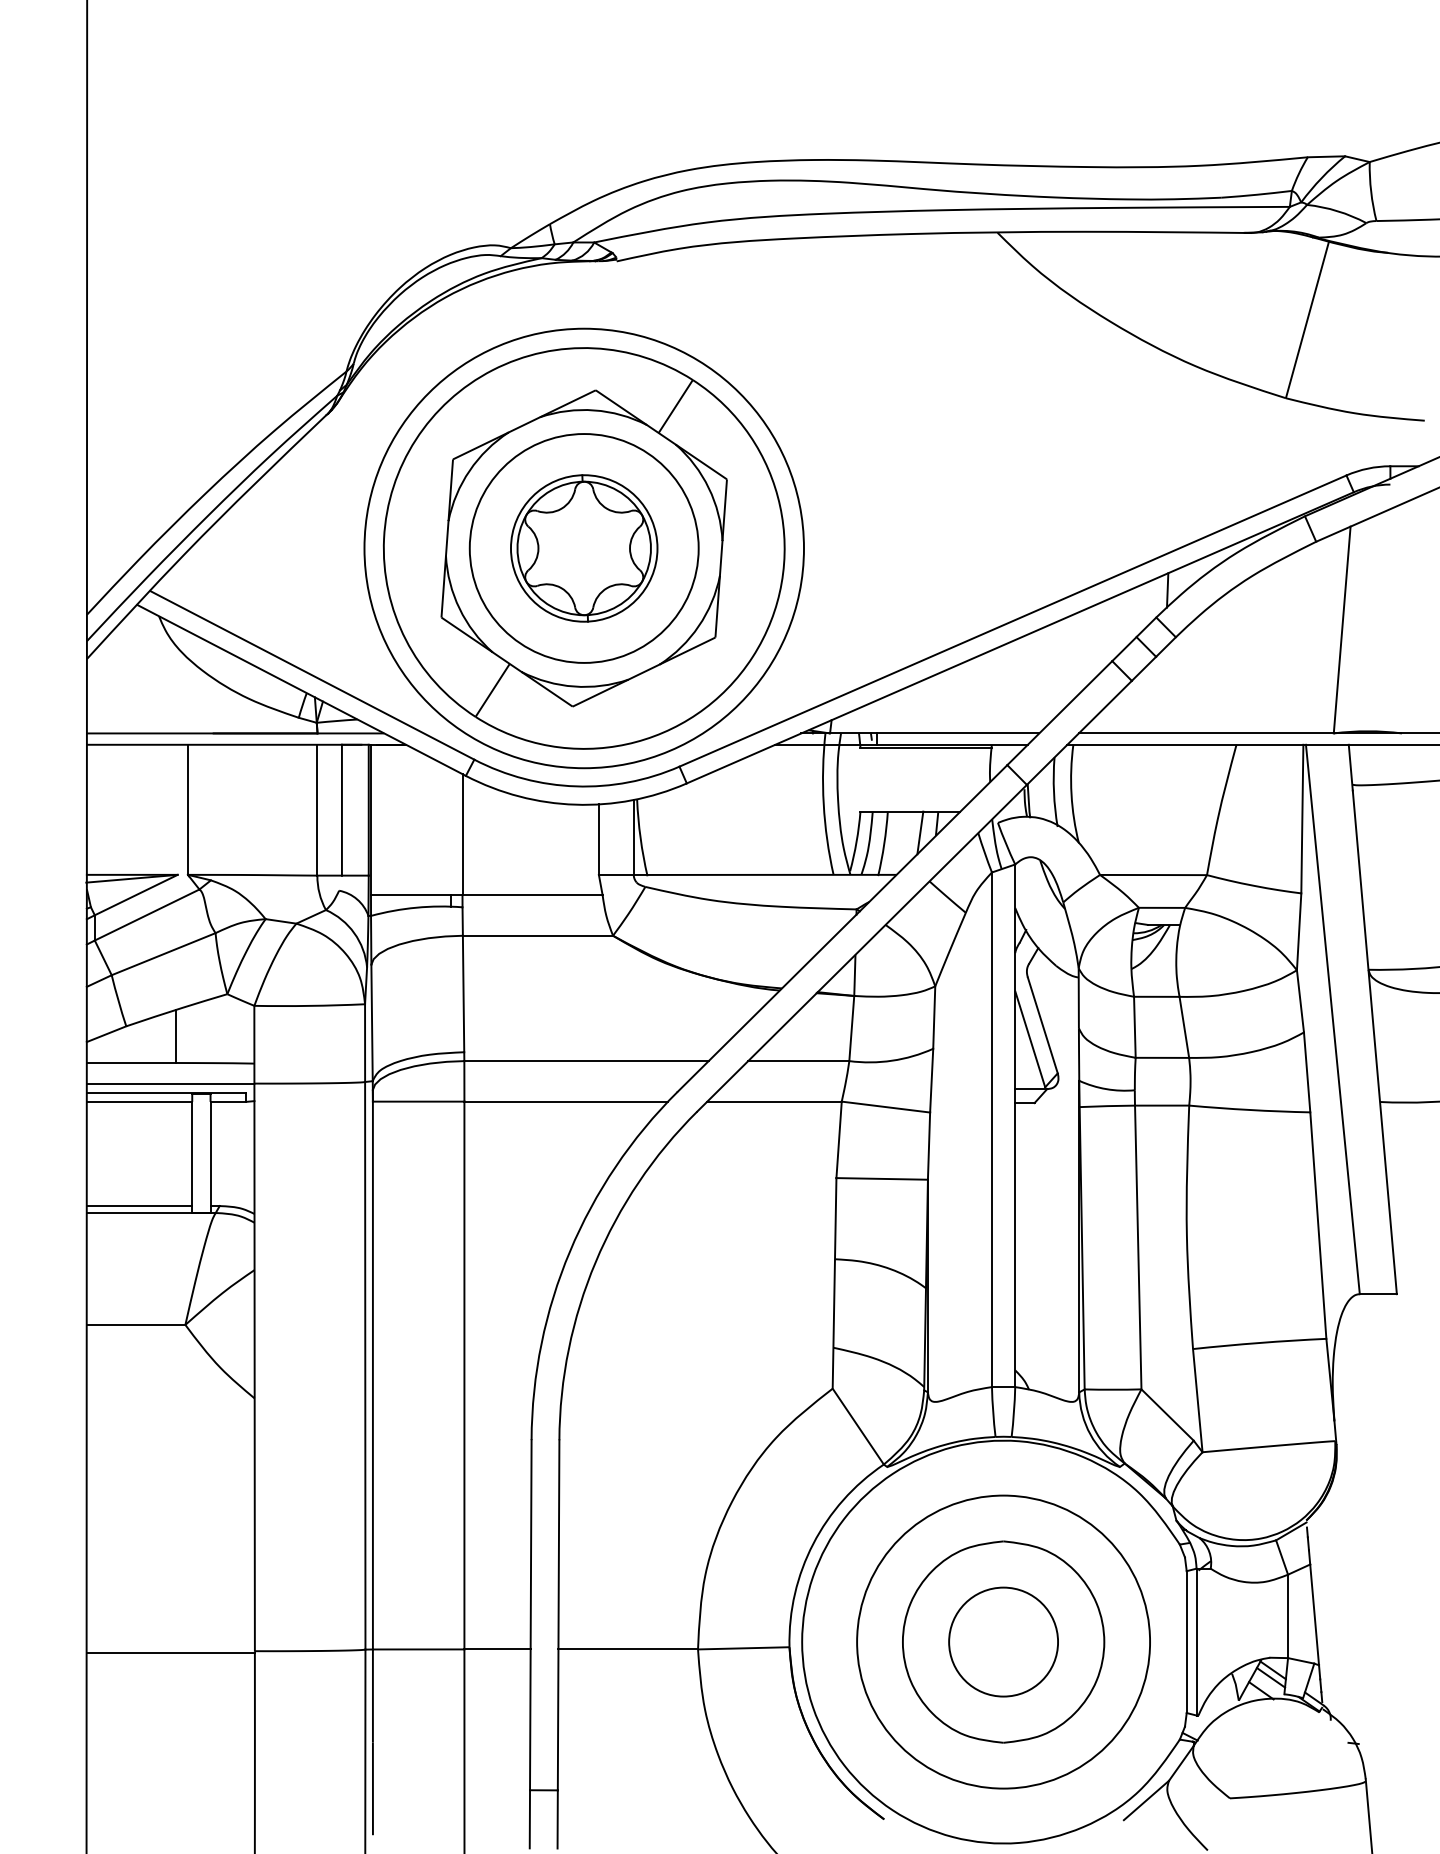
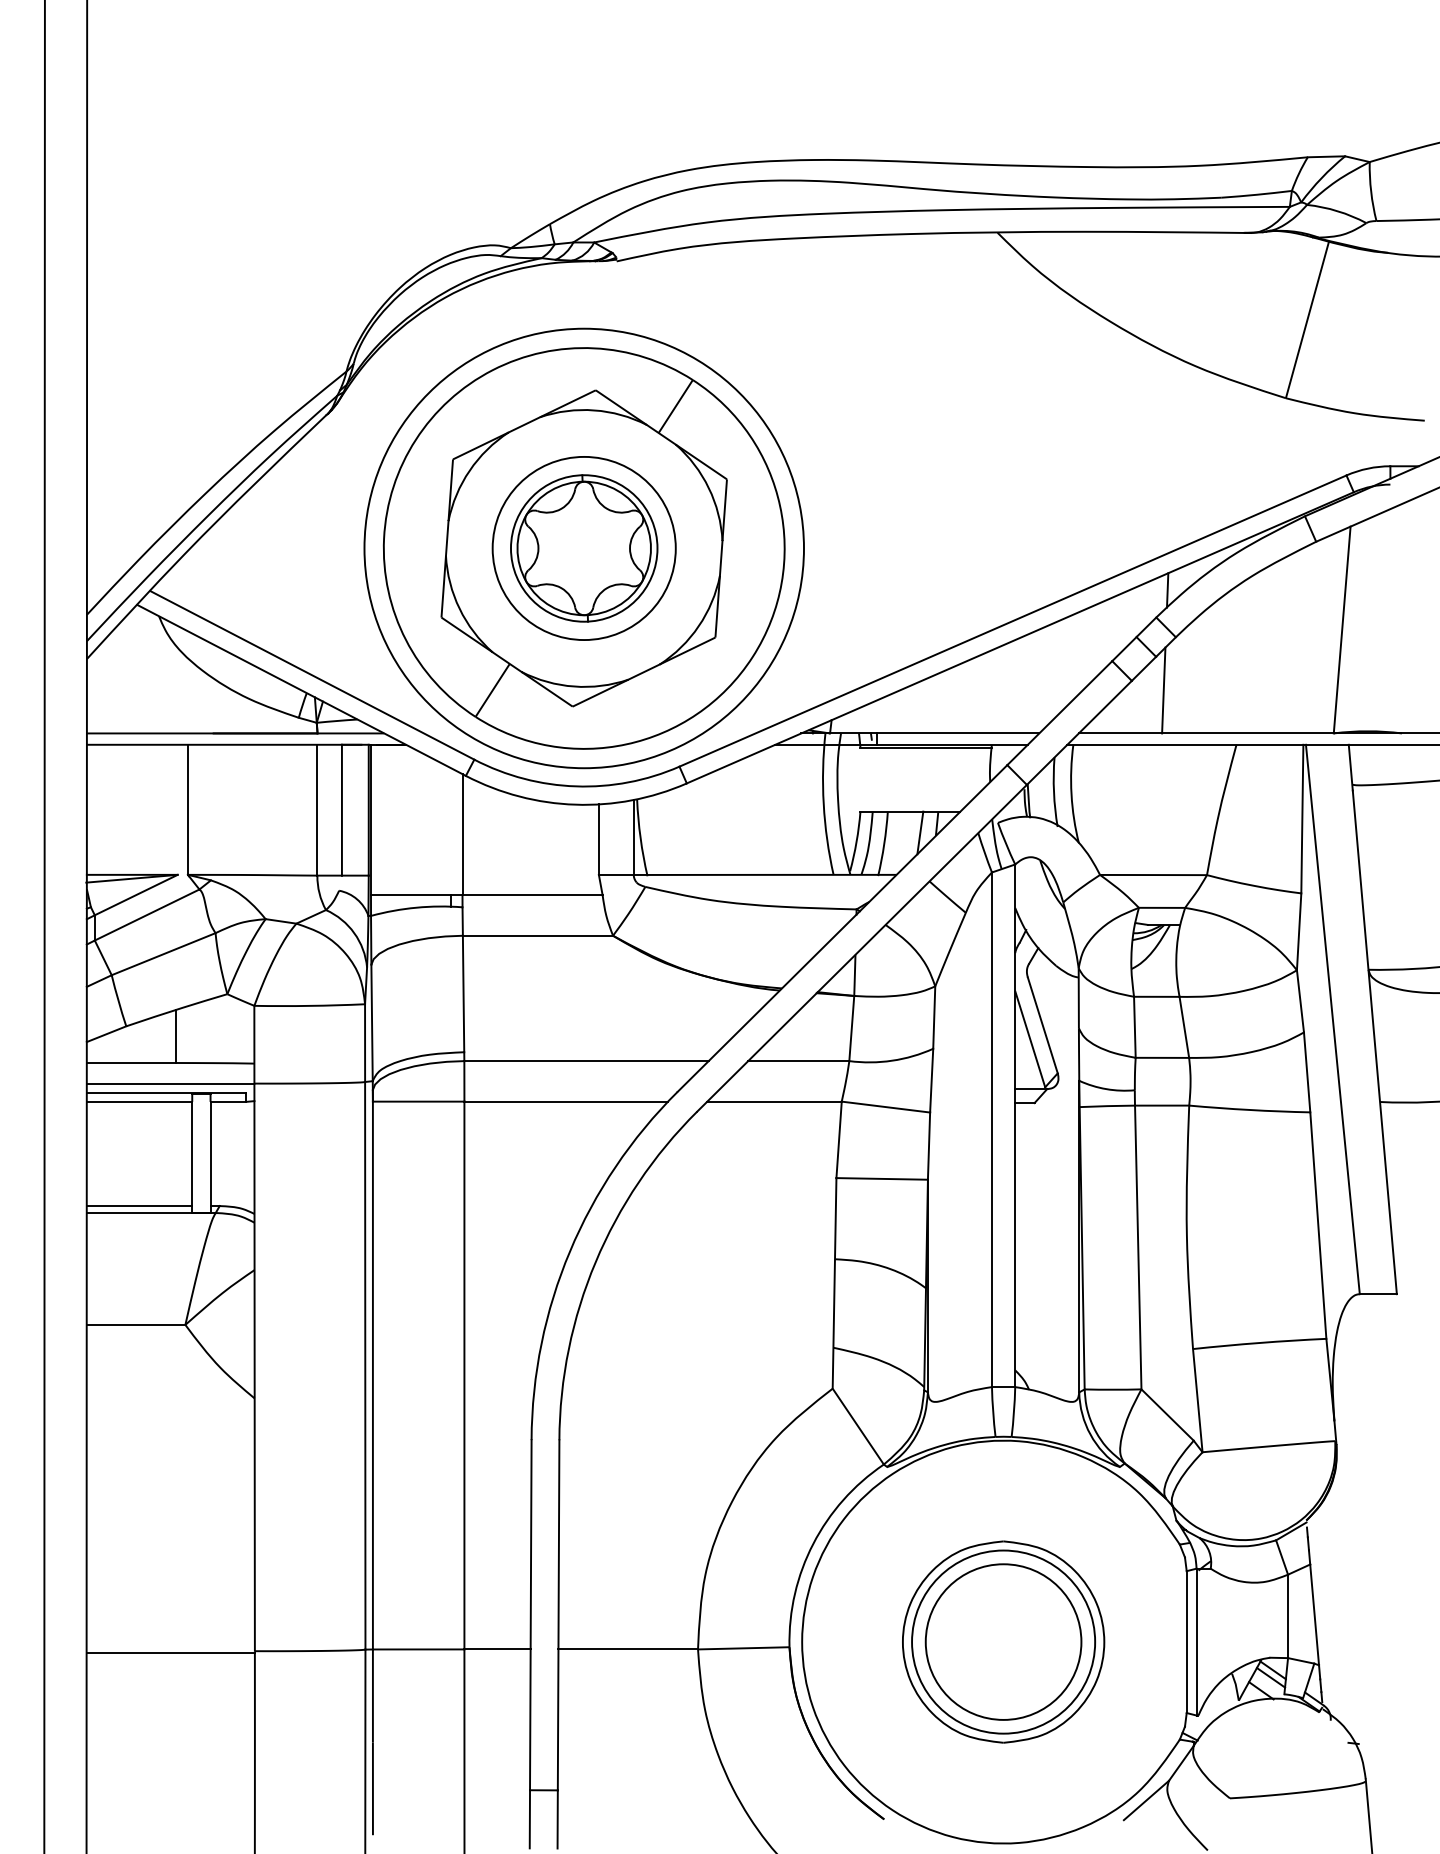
circle diameter: 229 px -> 183 px (583, 548)
line: none -> present (1163, 690)
line: none -> present (44, 926)
circle diameter: 109 px -> 156 px (1003, 1641)
circle diameter: 293 px -> 183 px (1003, 1641)
